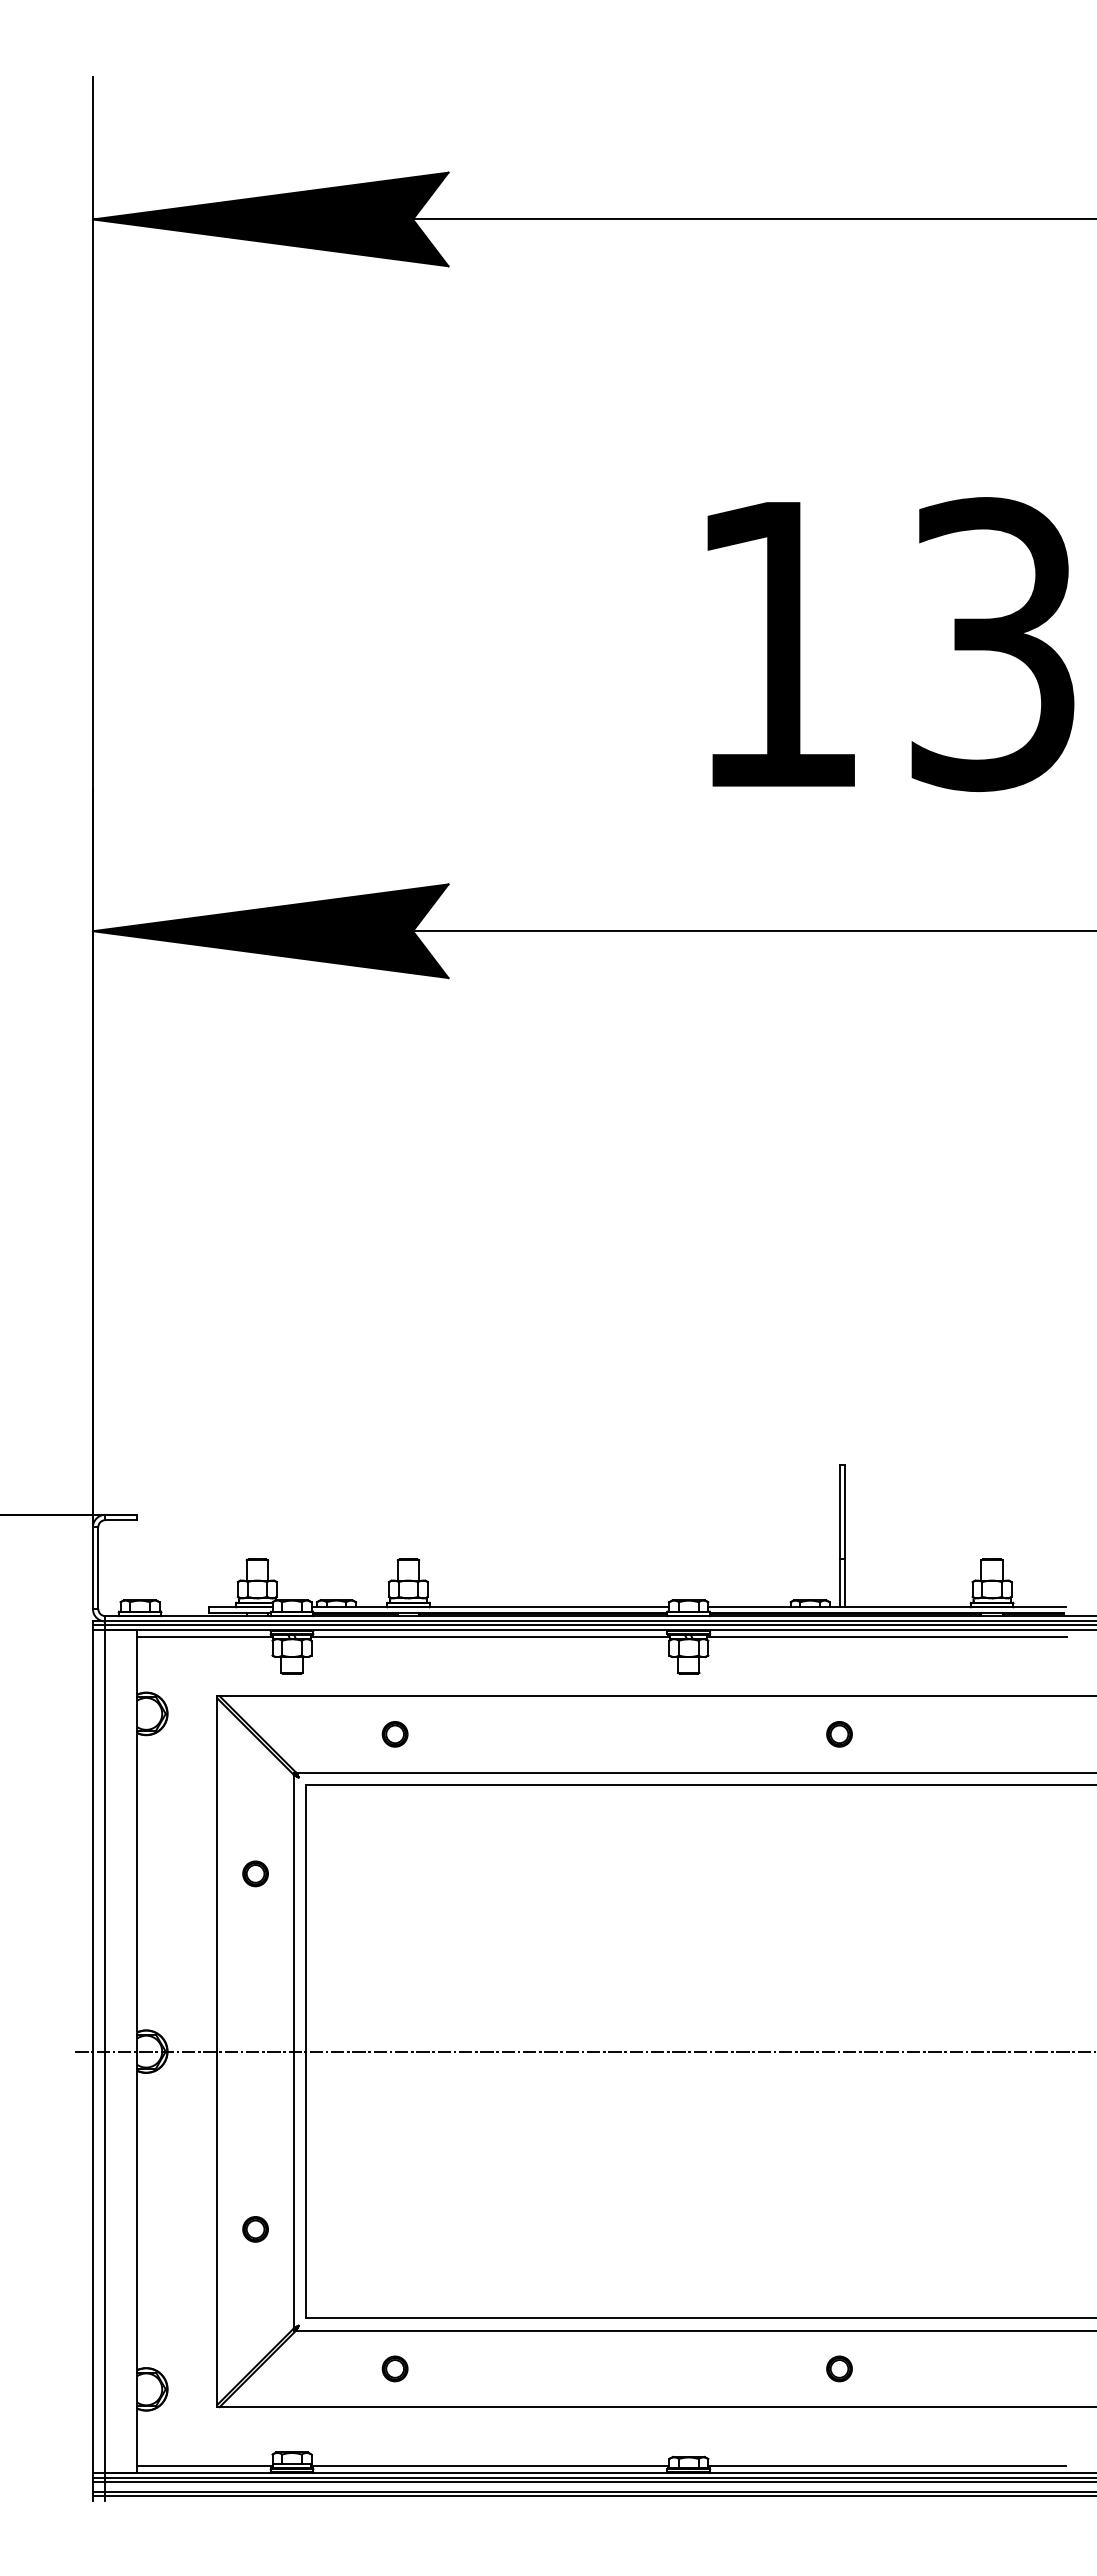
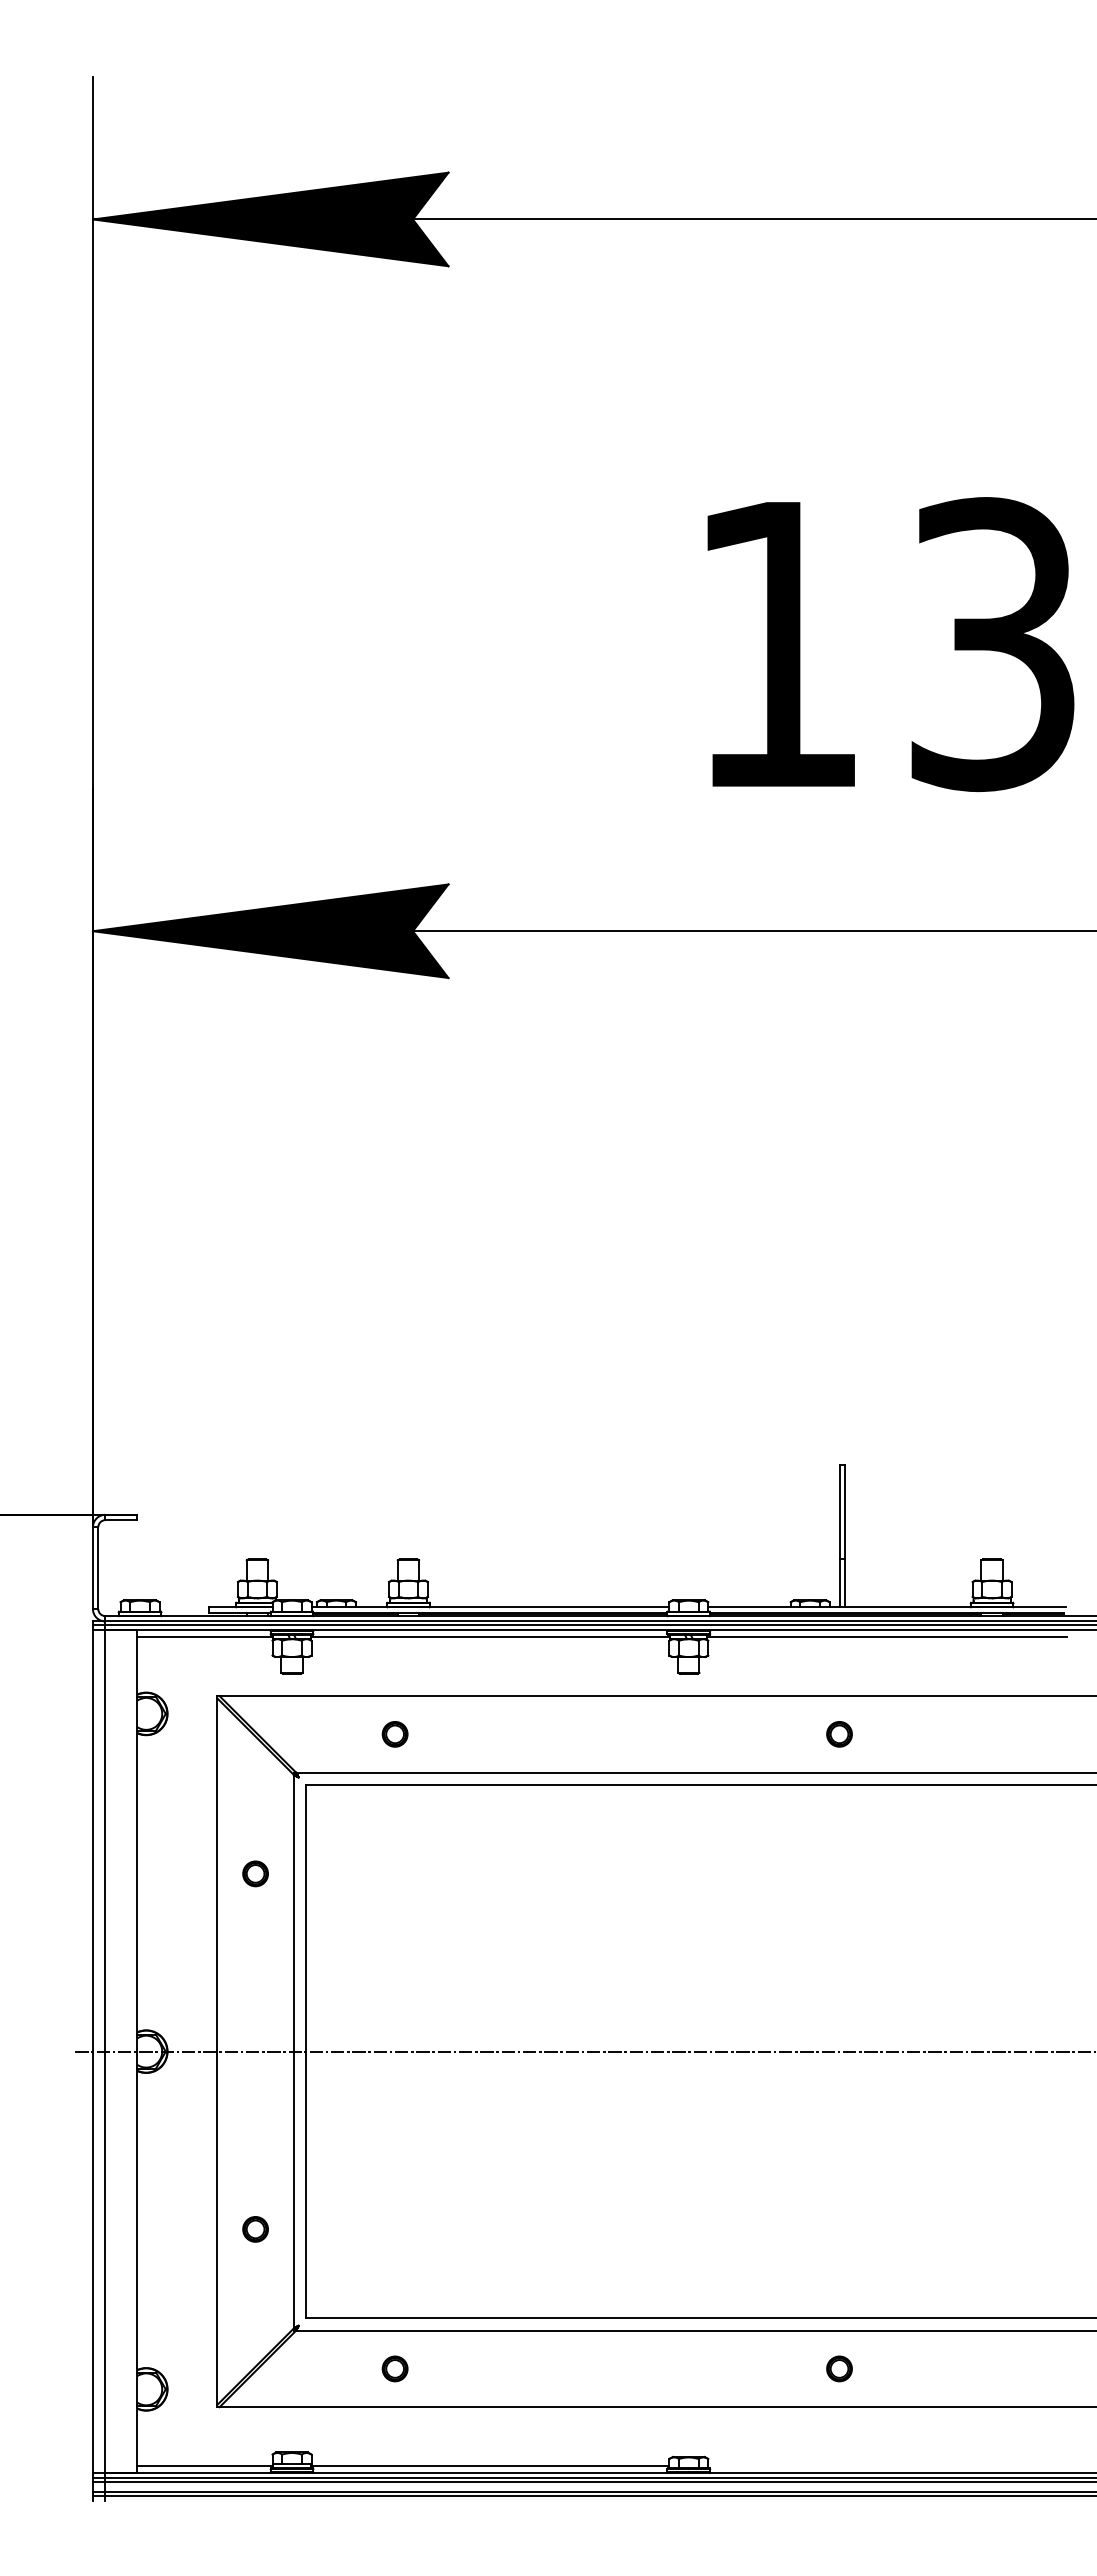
line: present -> none (887, 2465)
